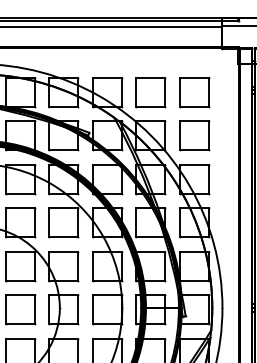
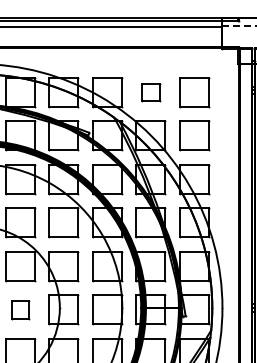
line: solid -> dashed (239, 26)
part size: 32x32 px -> 21x20 px (151, 92)
part size: 32x32 px -> 20x21 px (20, 310)
